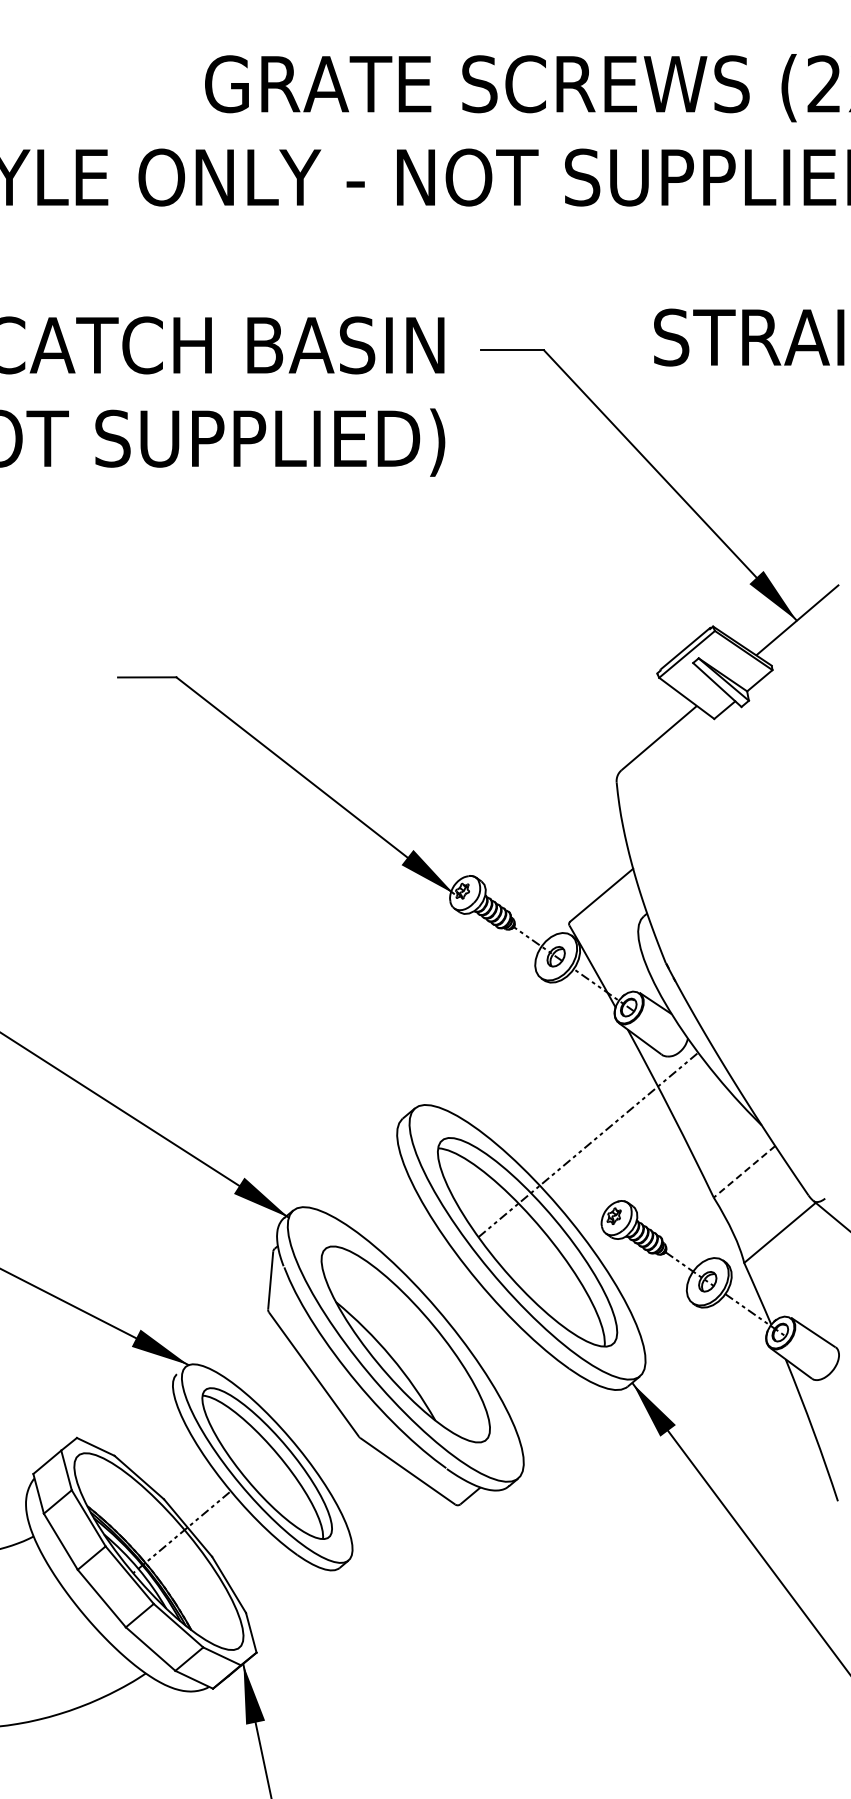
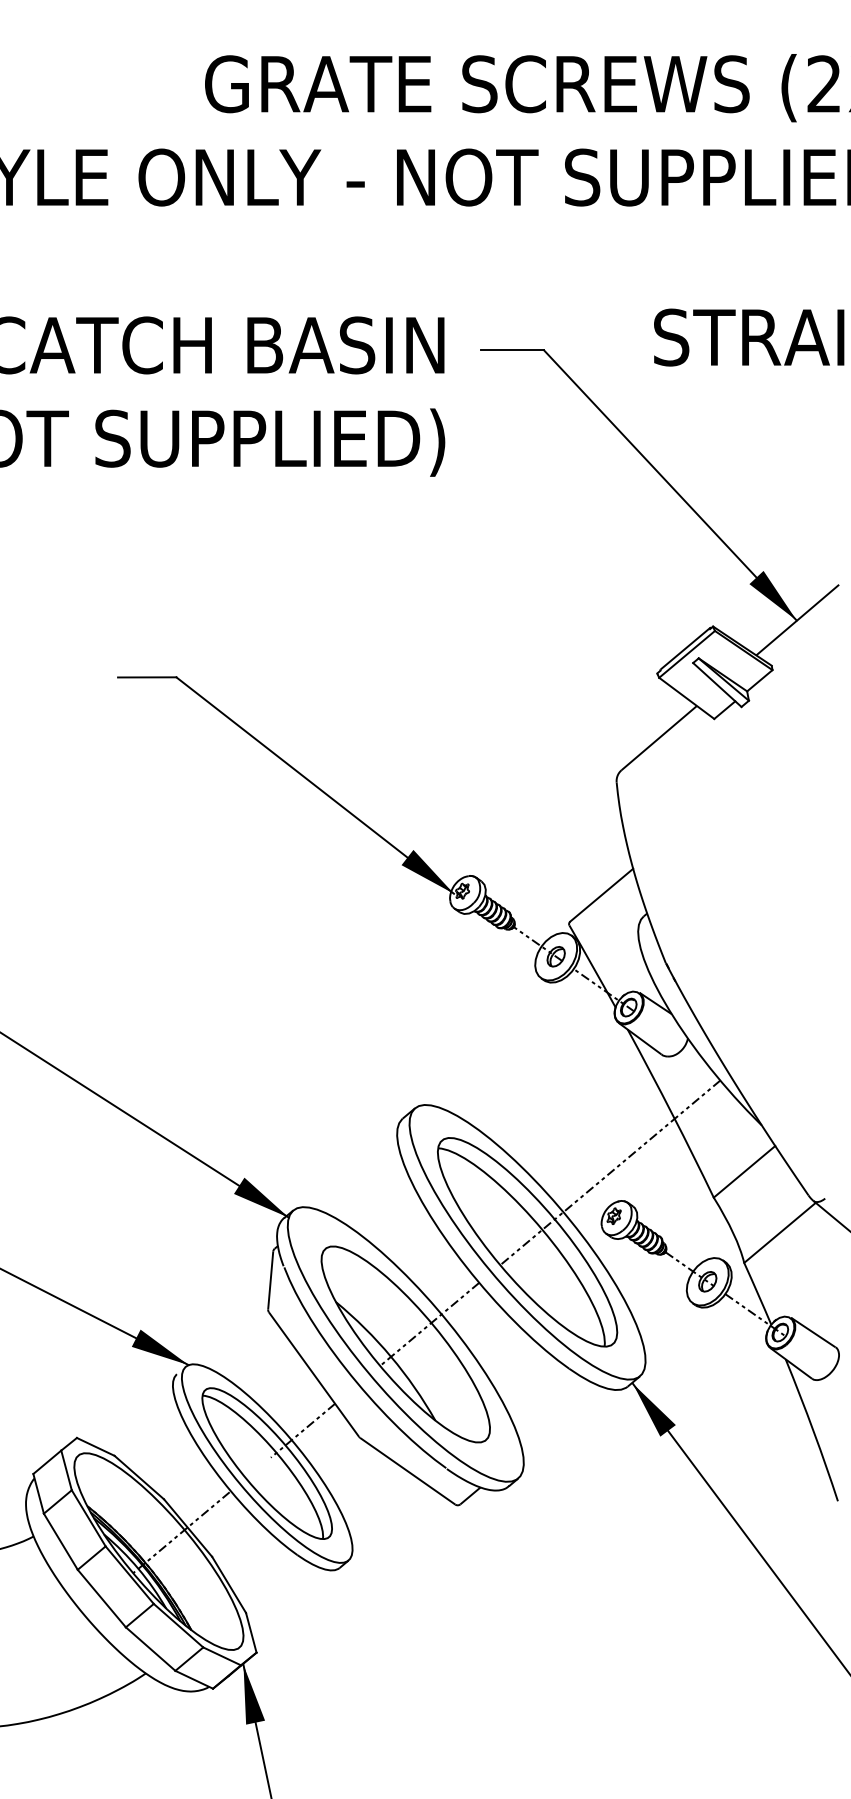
line position: (587, 1145) -> (610, 1172) (610, 1172)
line: dashed -> solid (744, 1172)
line: none -> present (429, 1324)
line: none -> present (302, 1430)
